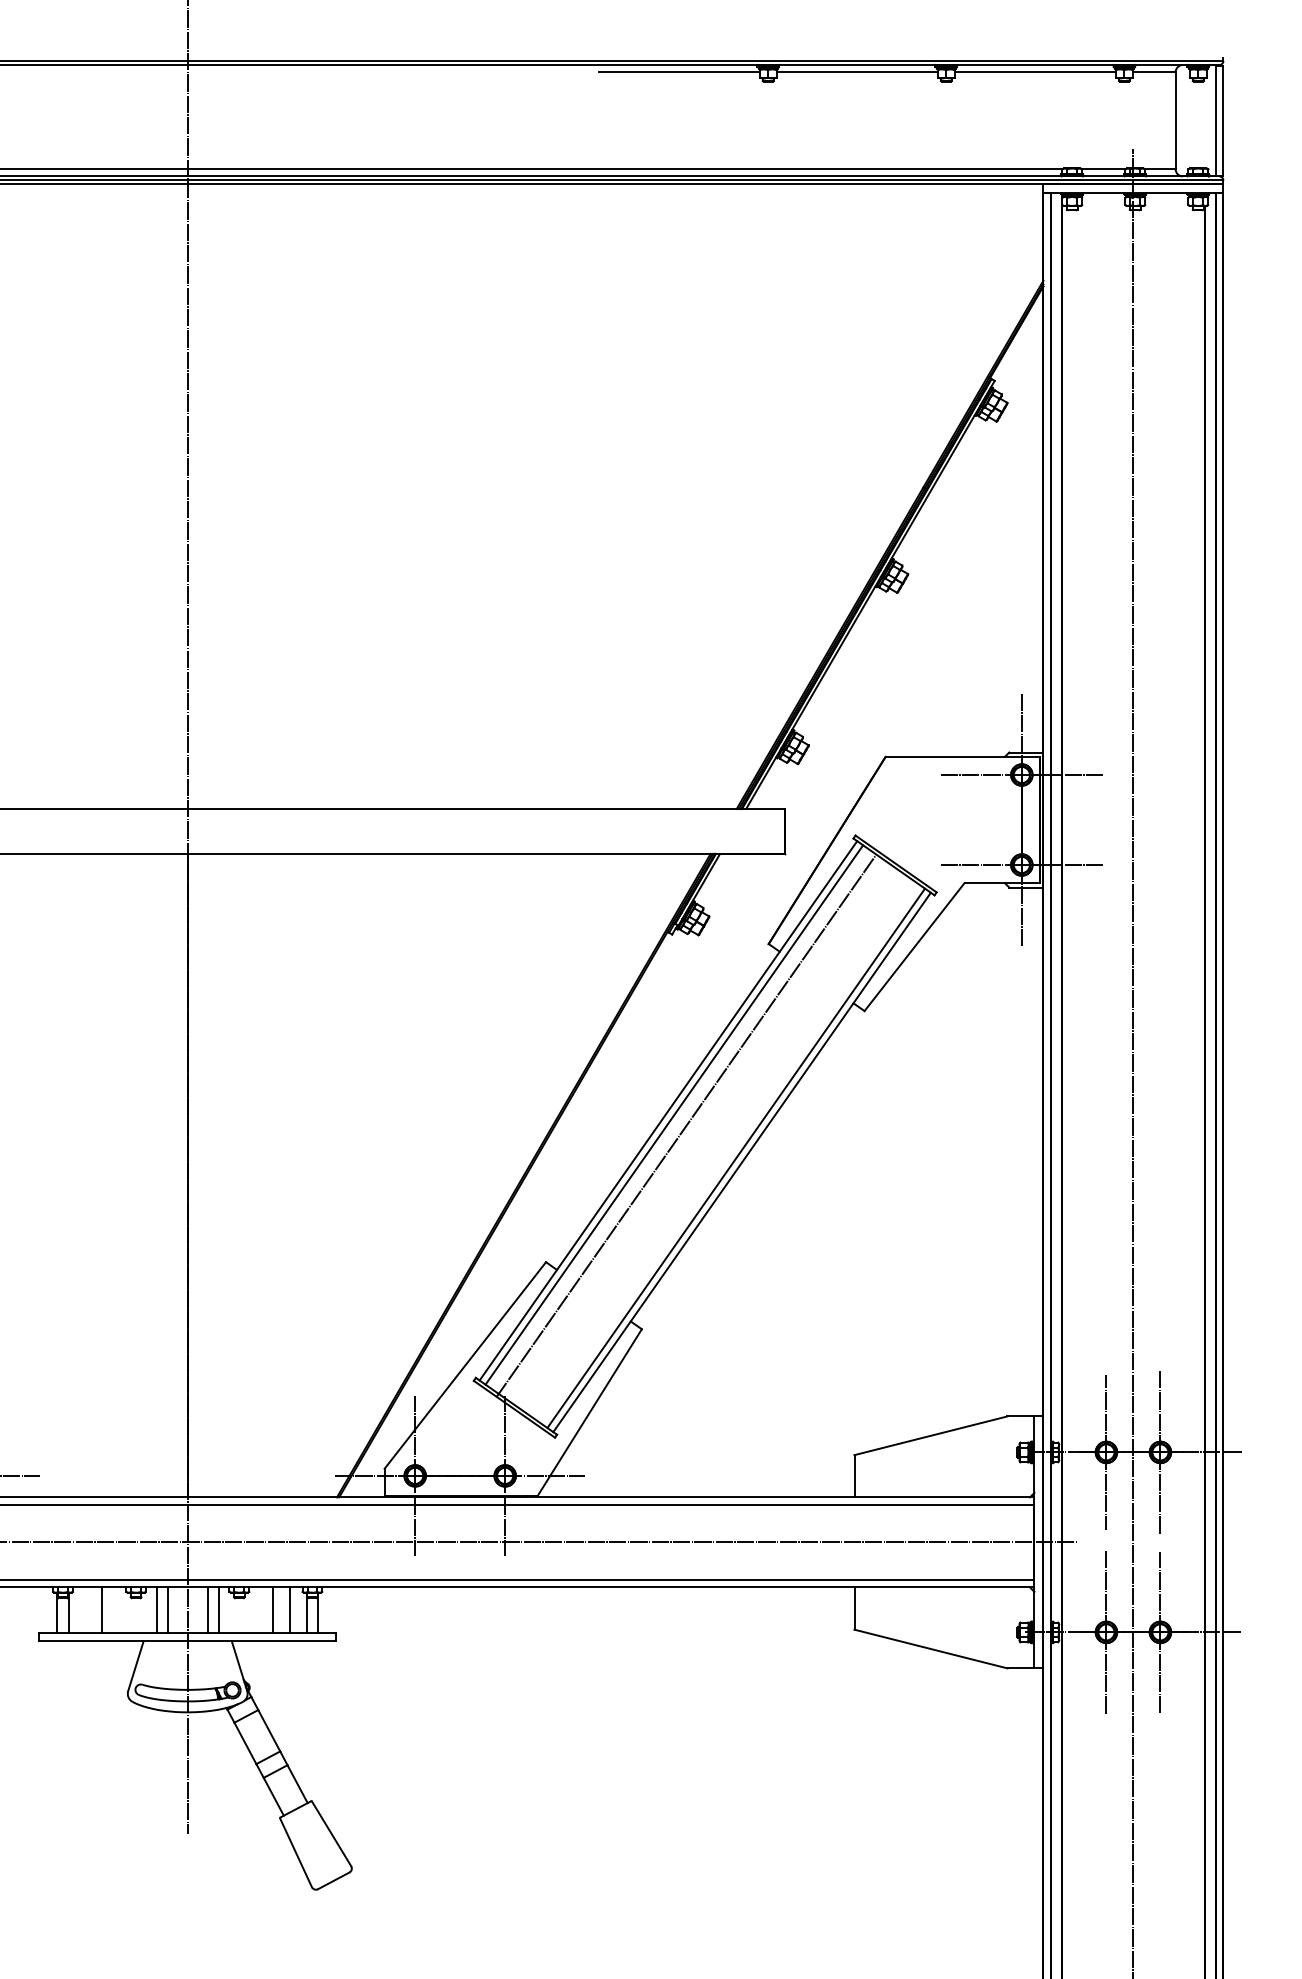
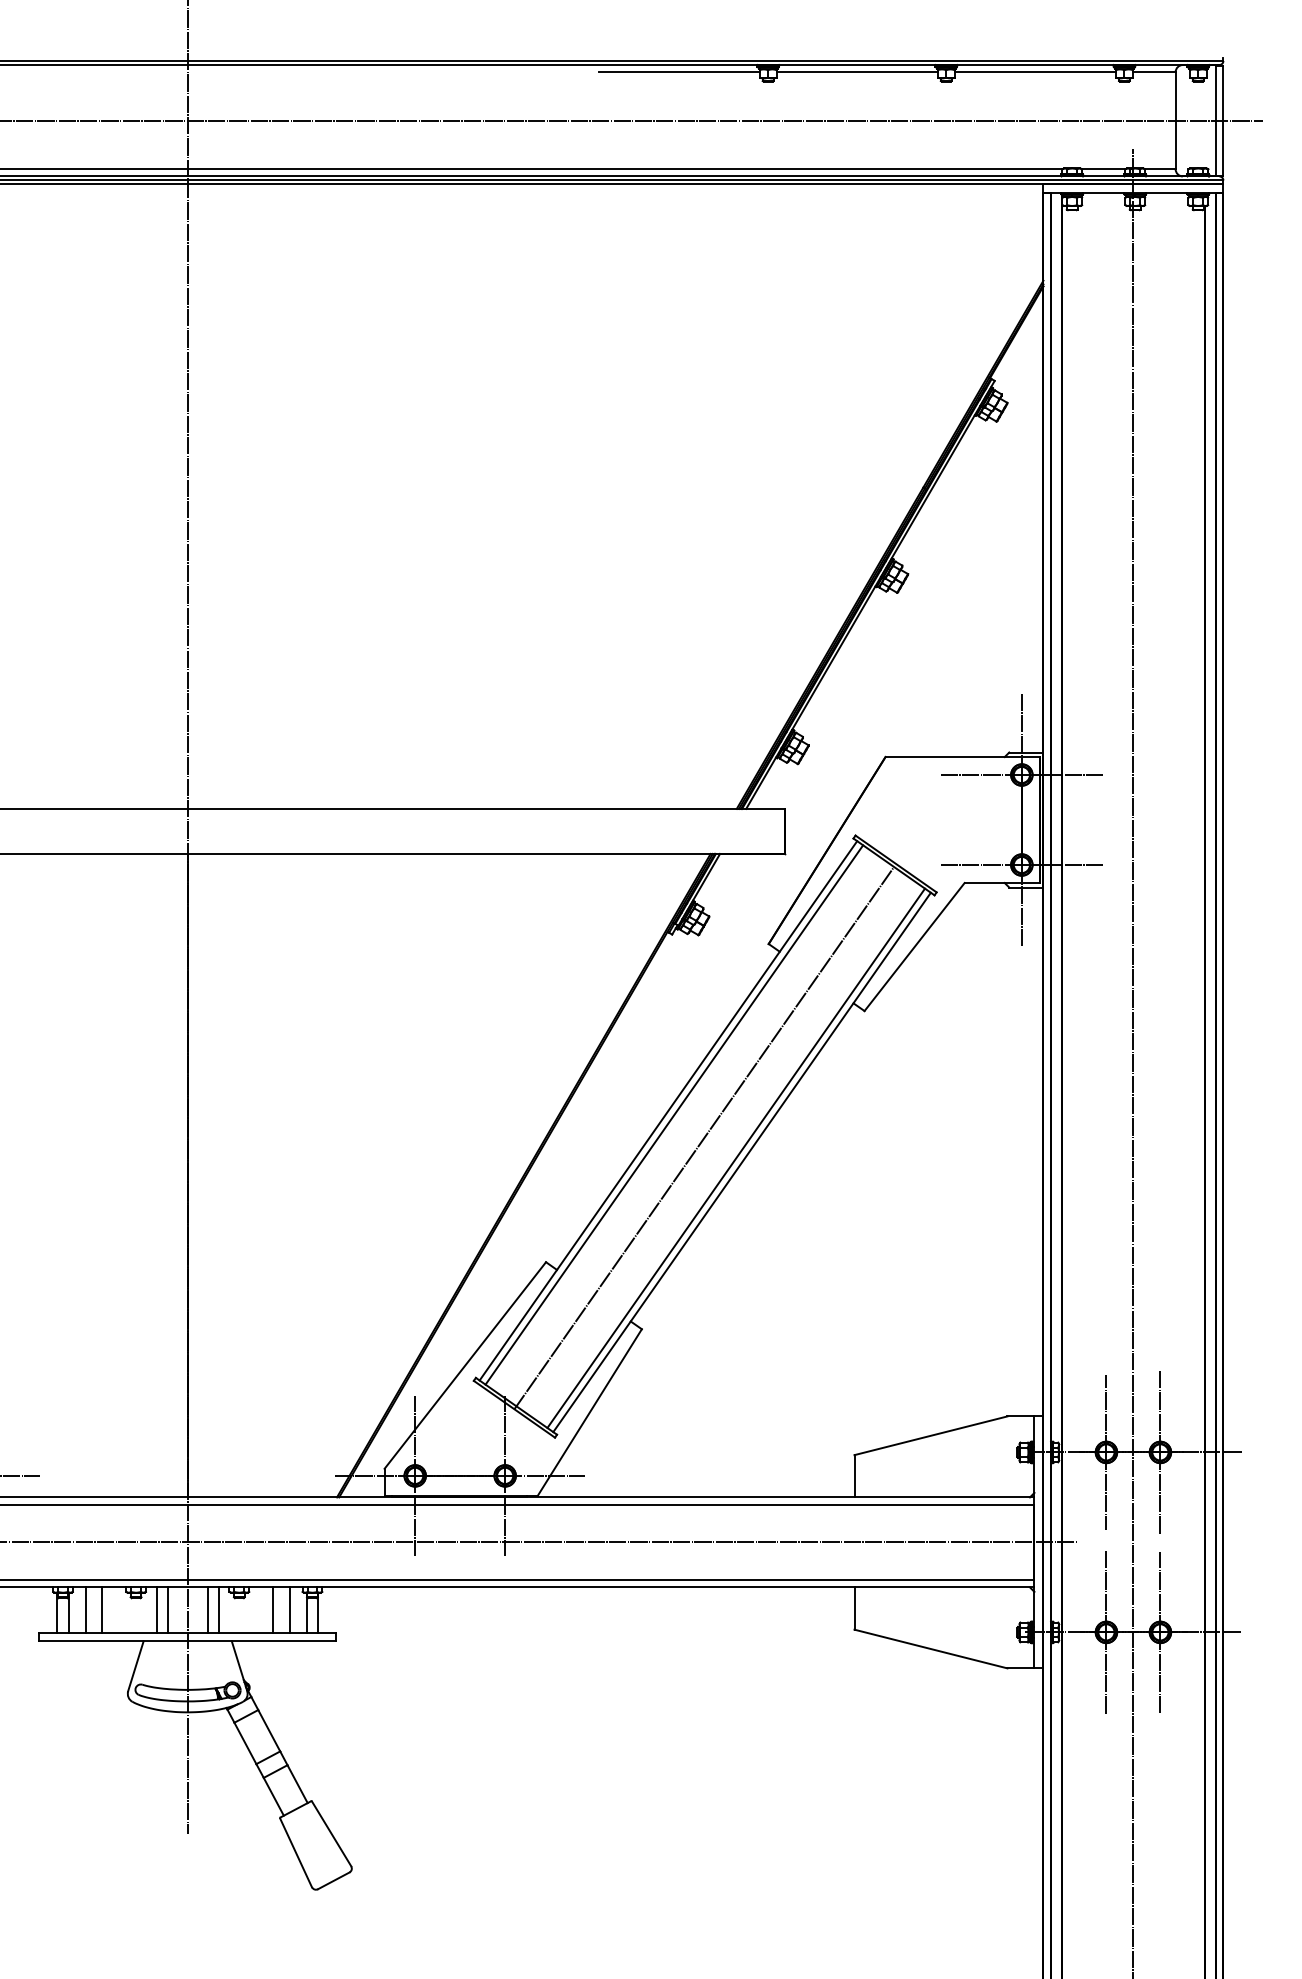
line: none -> present (632, 120)
line position: (686, 1126) -> (704, 1138) (704, 1138)
line: none -> present (85, 1610)
